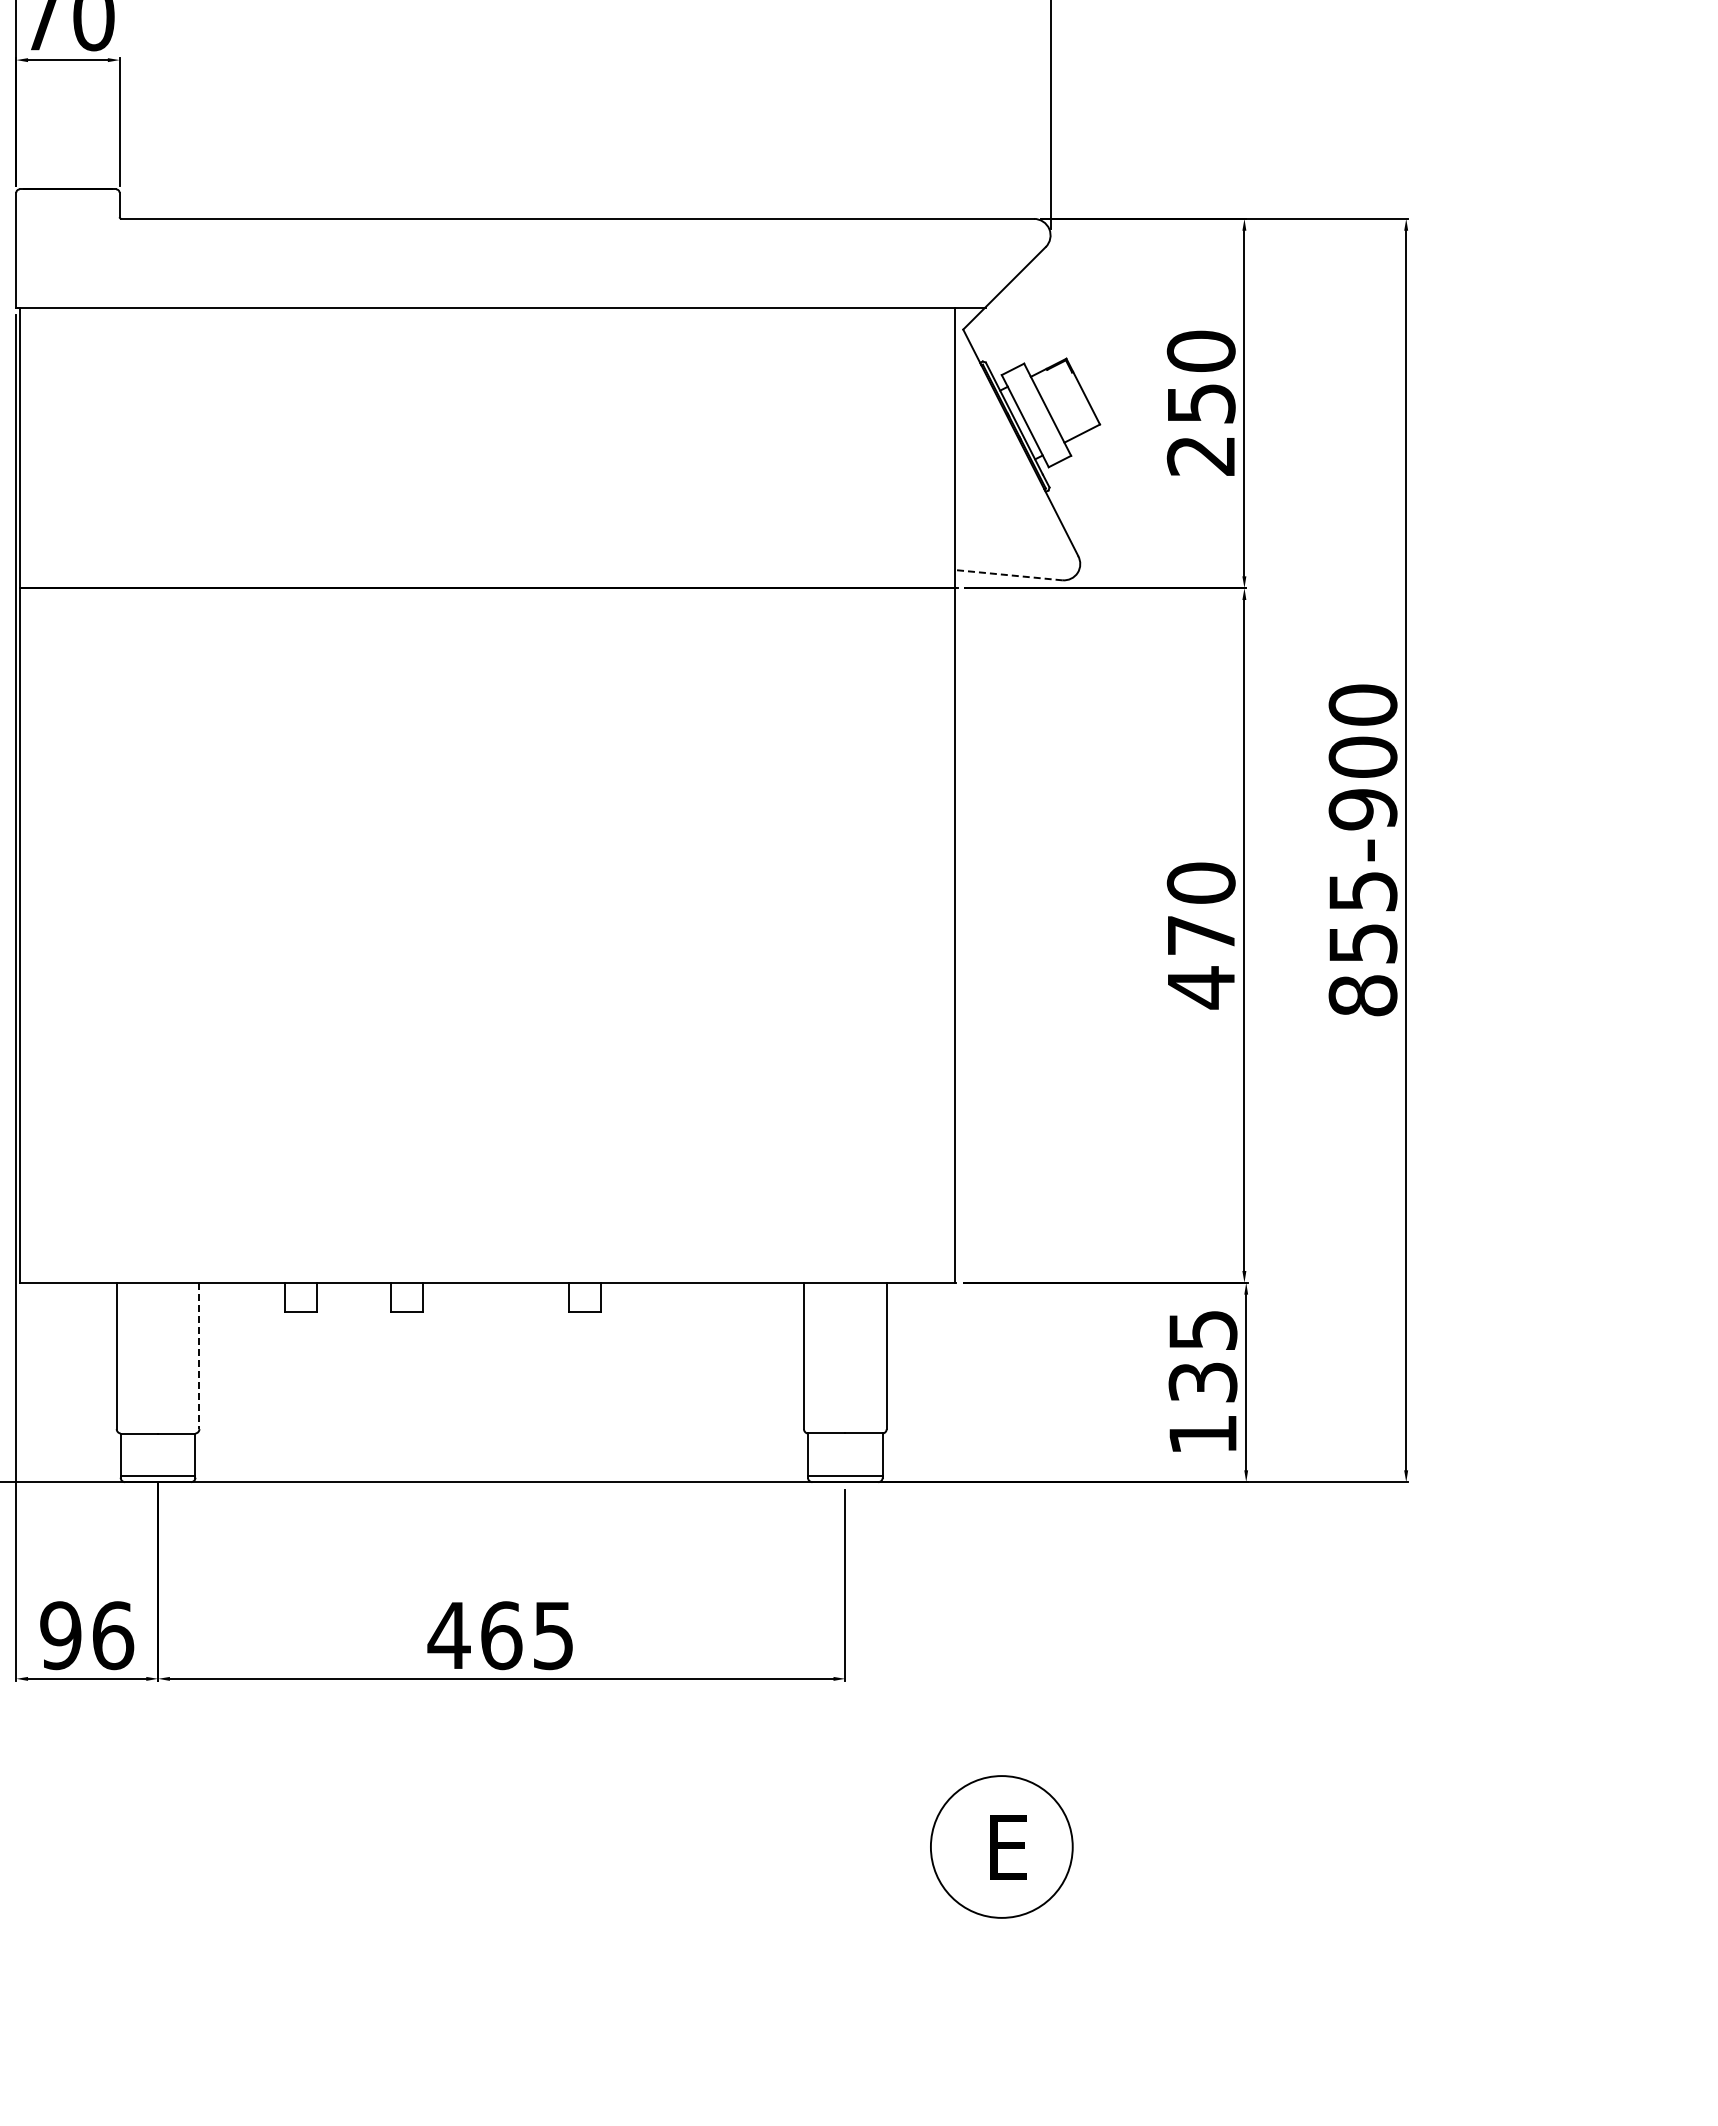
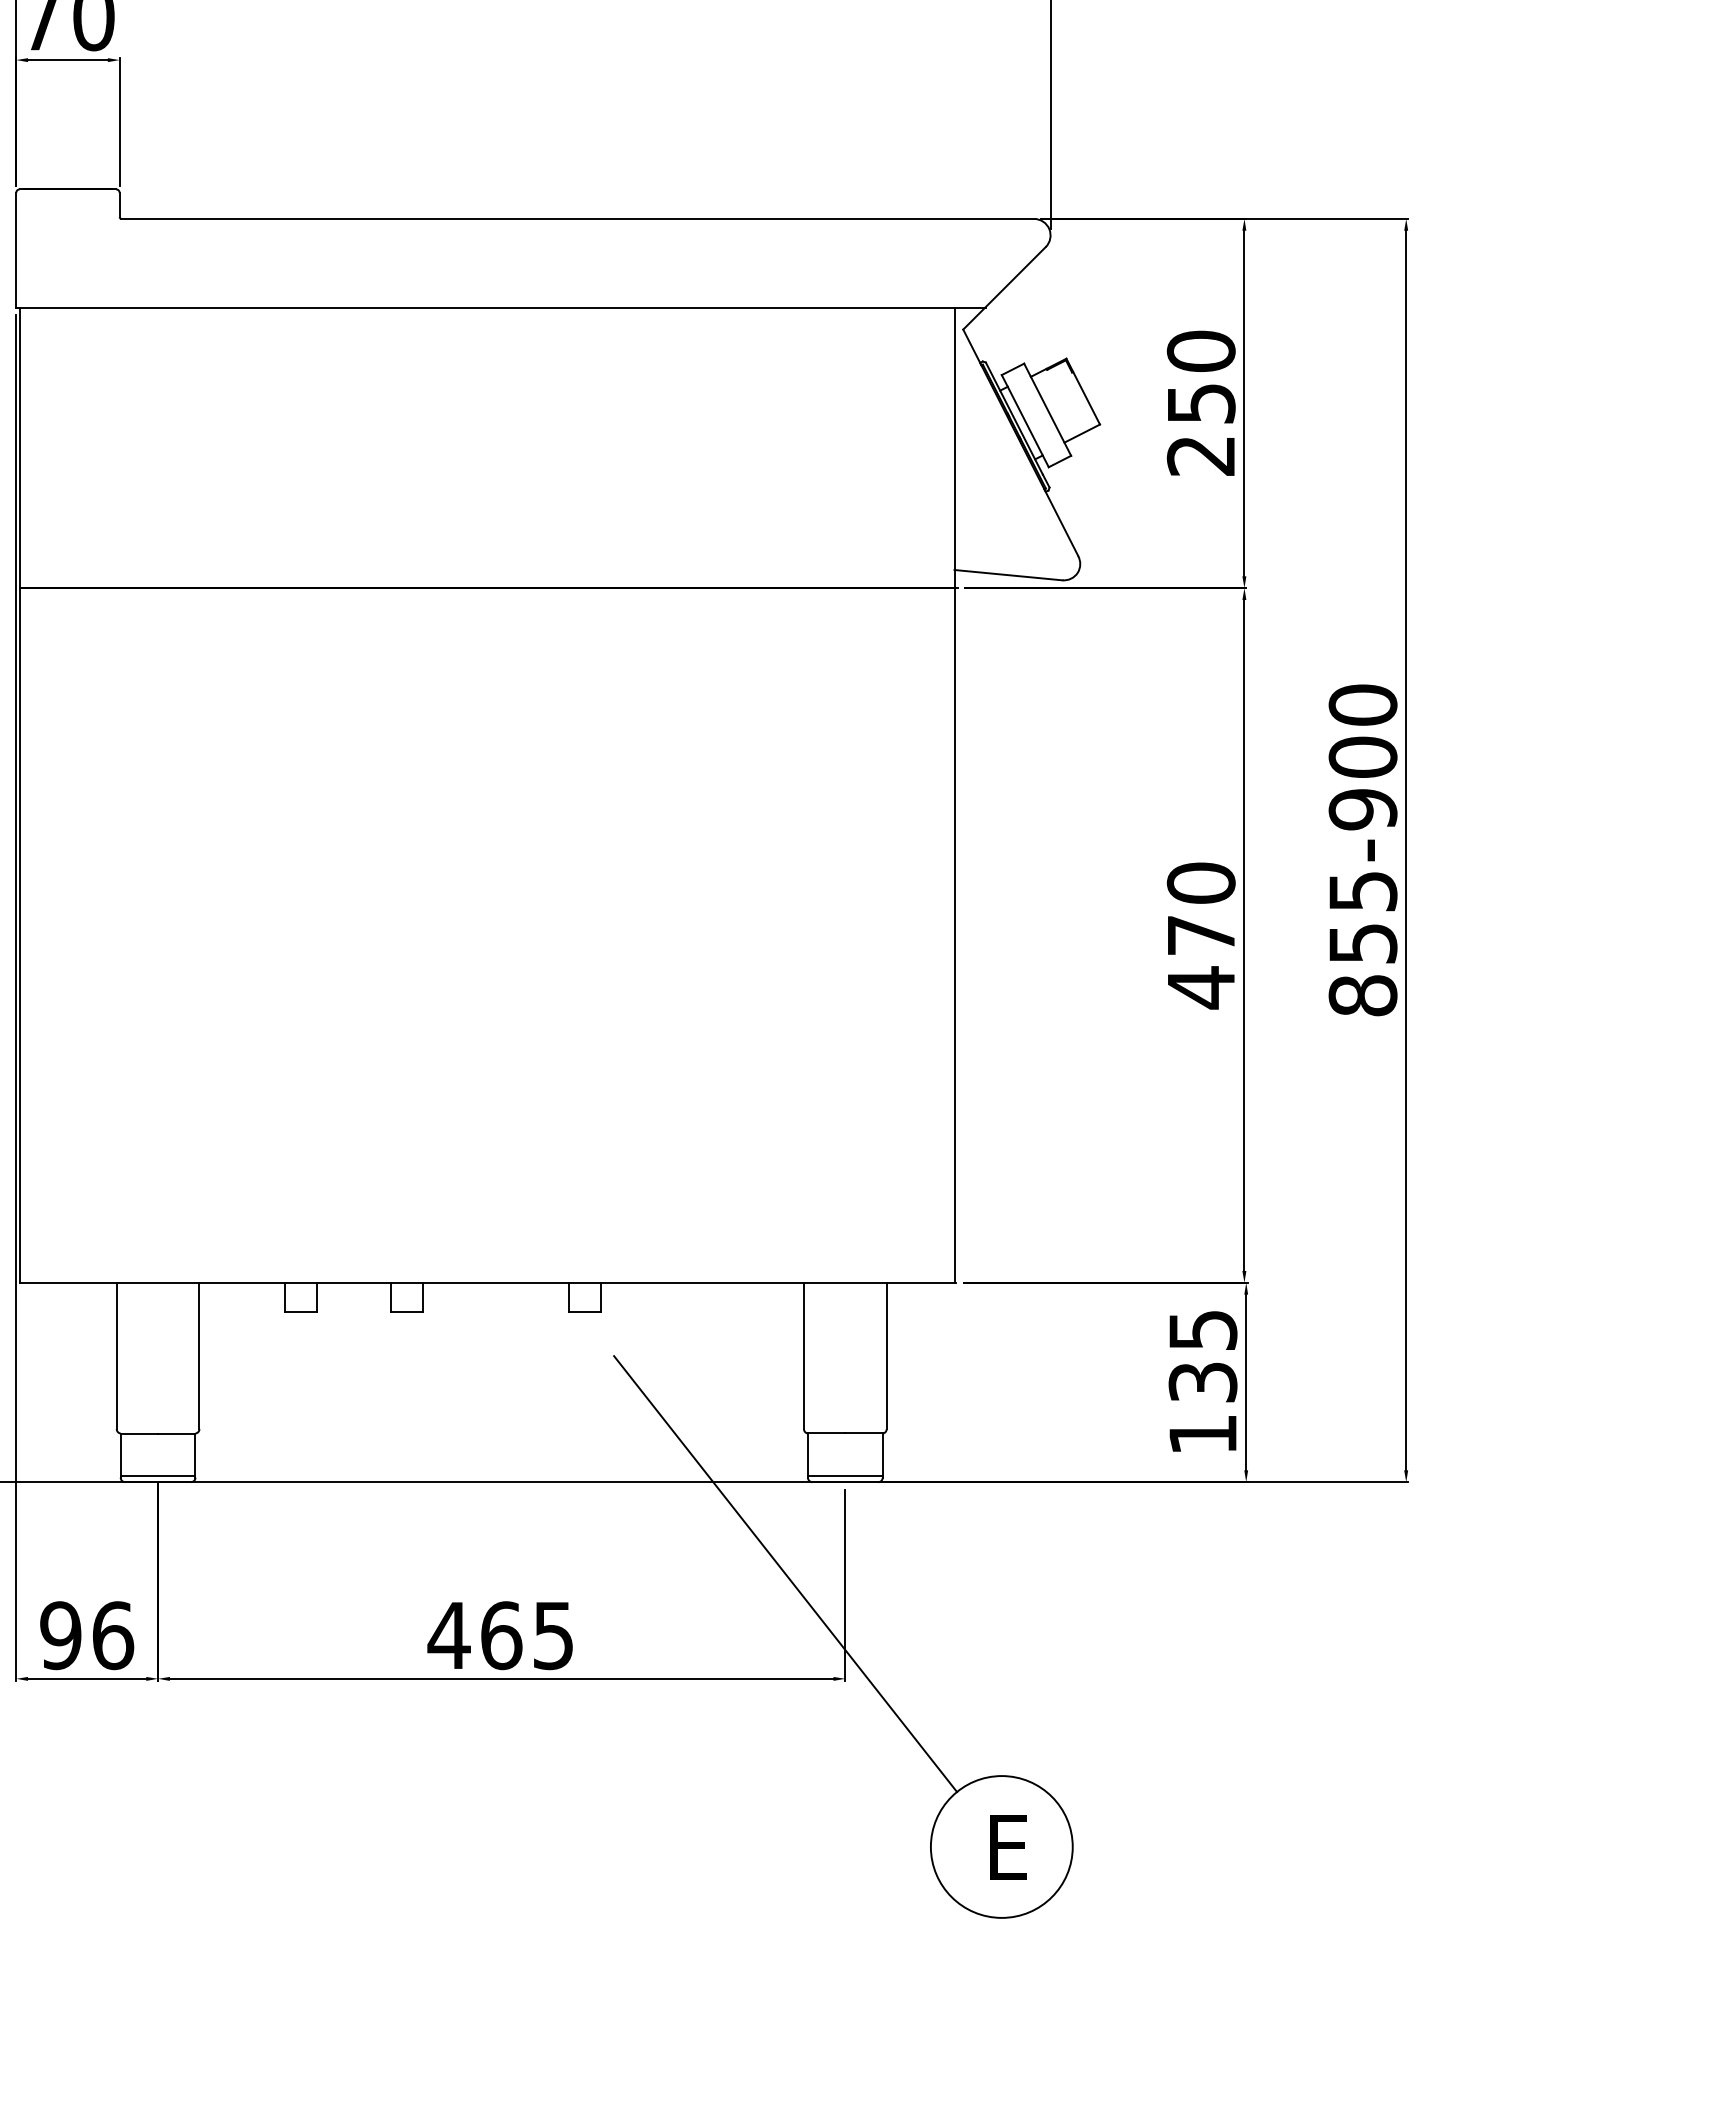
line: dashed -> solid (1008, 575)
line: dashed -> solid (199, 1356)
line: none -> present (785, 1574)
